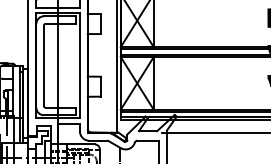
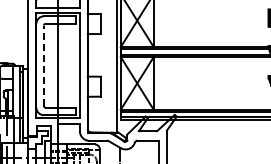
line: solid -> dashed (43, 65)
line: present -> none (214, 132)
